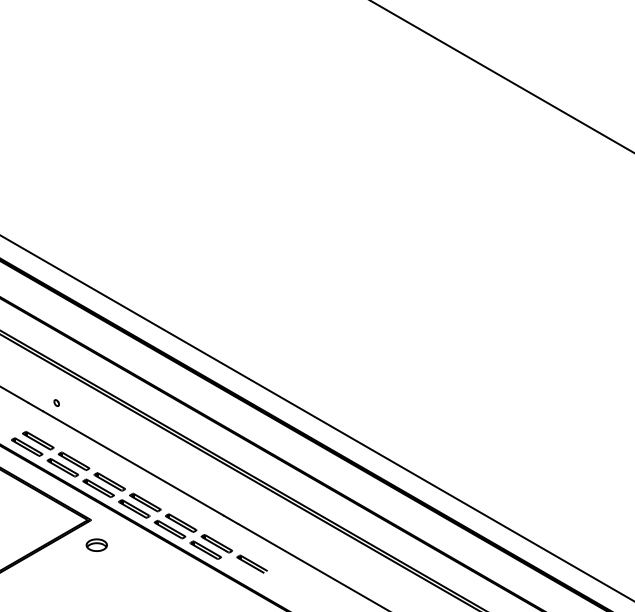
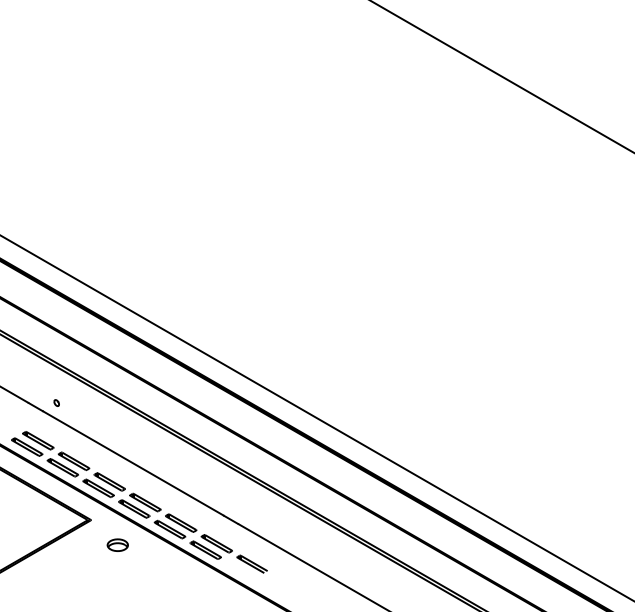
part position: (96, 544) -> (117, 544) (117, 544)
